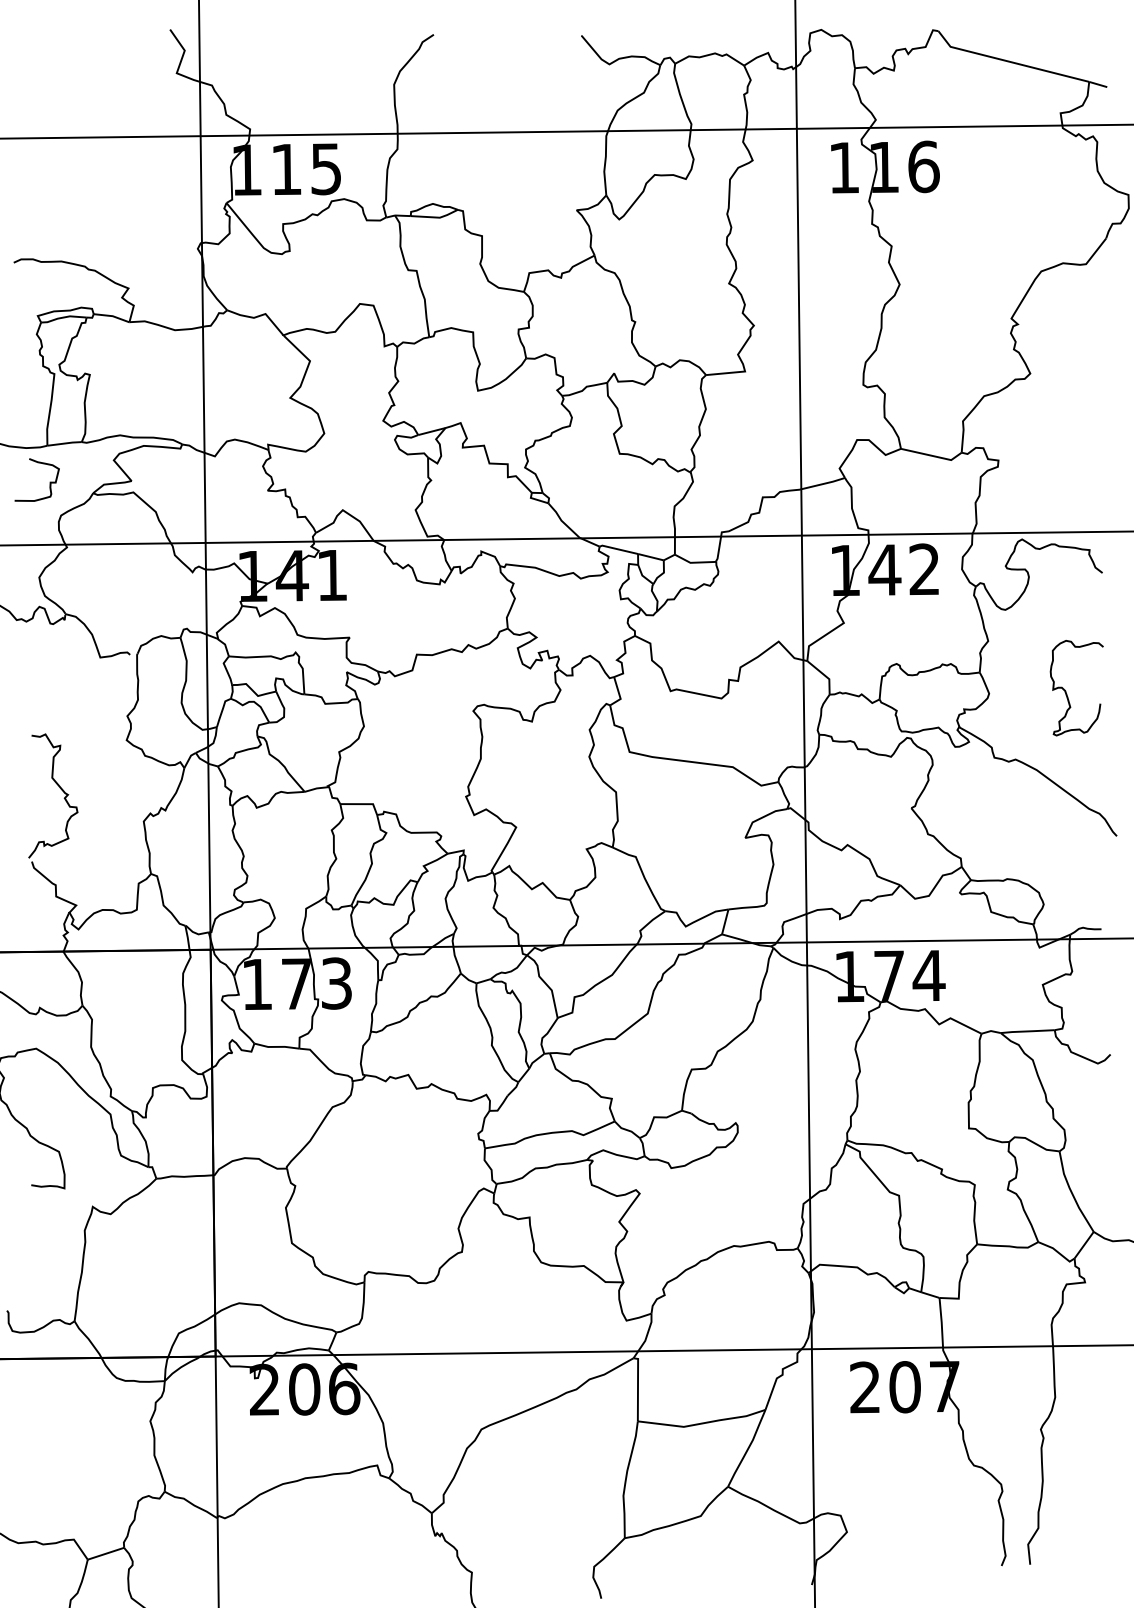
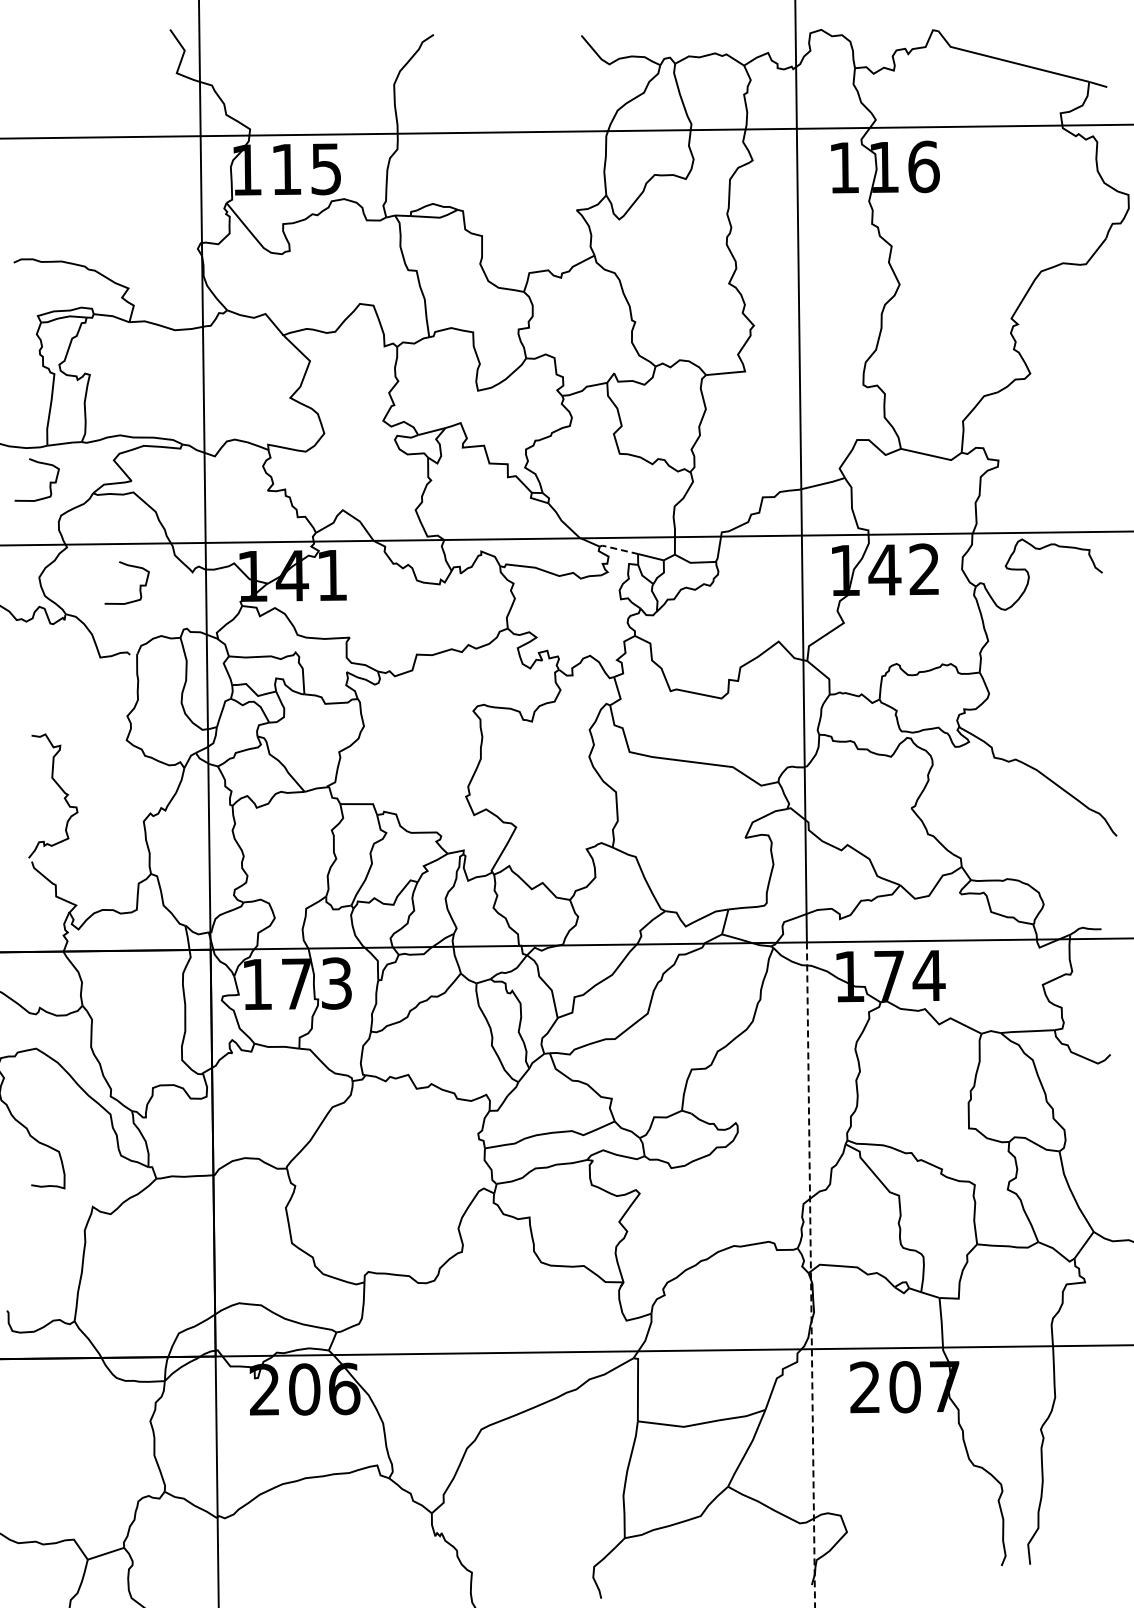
line: solid -> dashed (618, 549)
curve: none -> present (139, 585)
curve: present -> none (1066, 691)
line: solid -> dashed (810, 1275)
